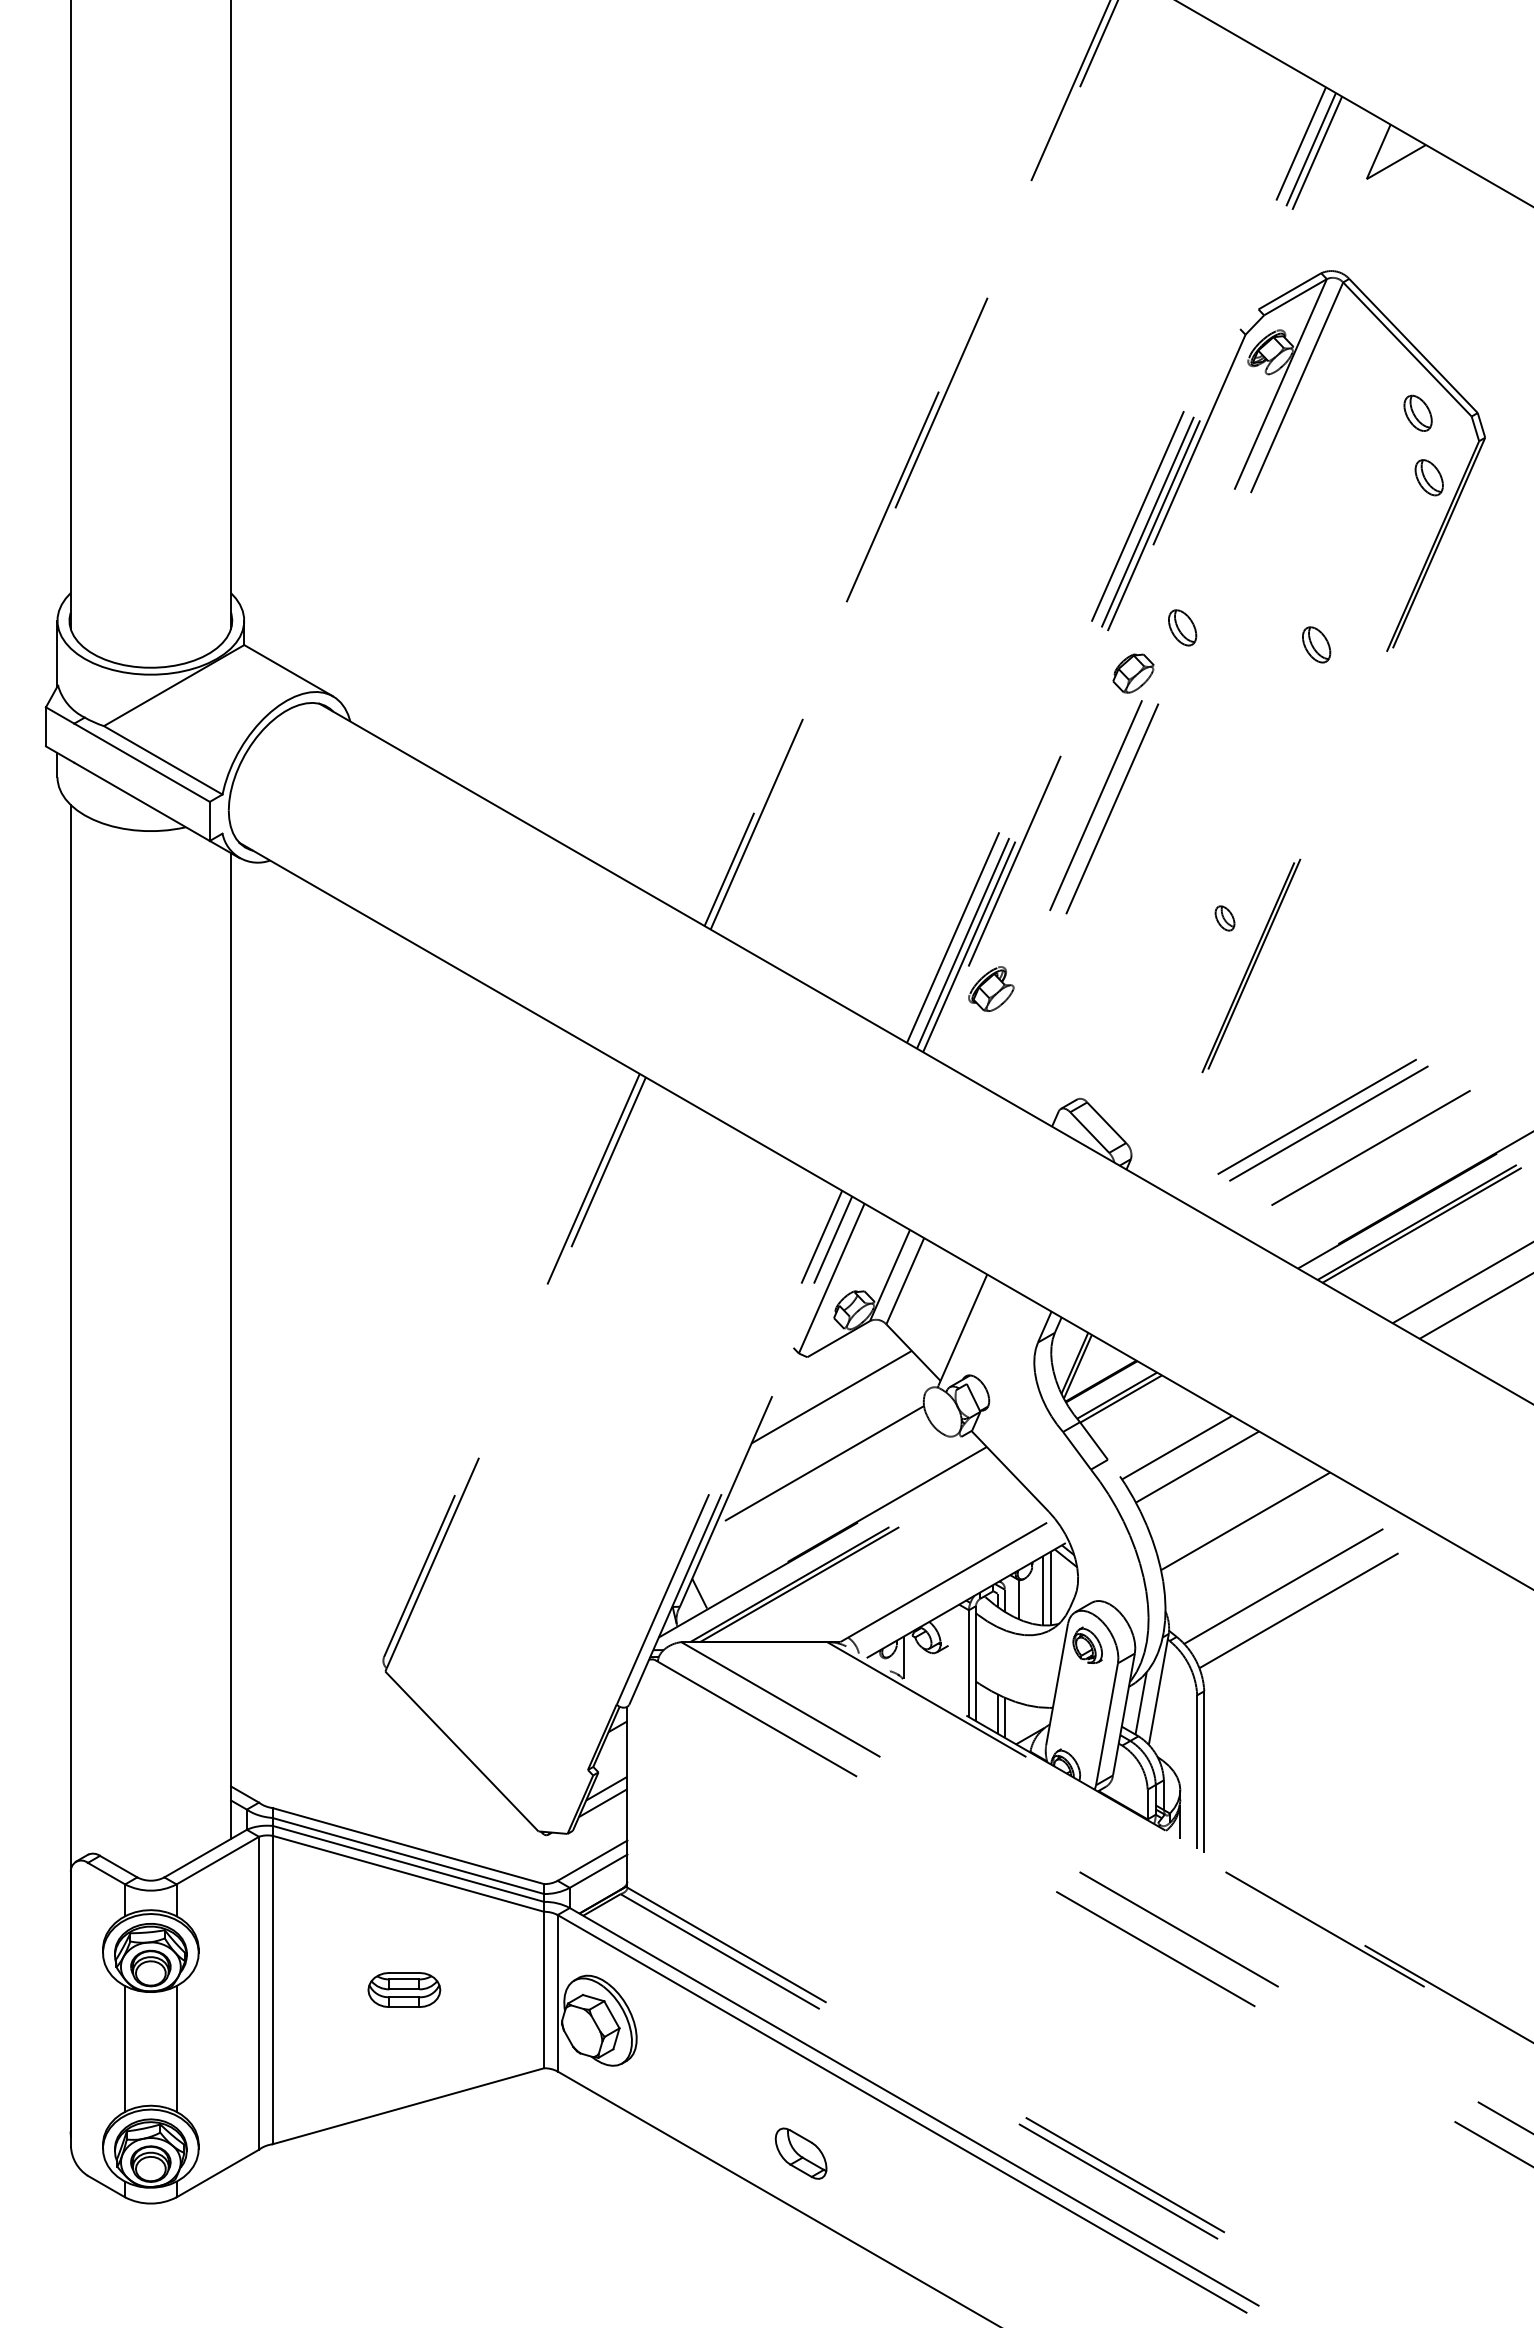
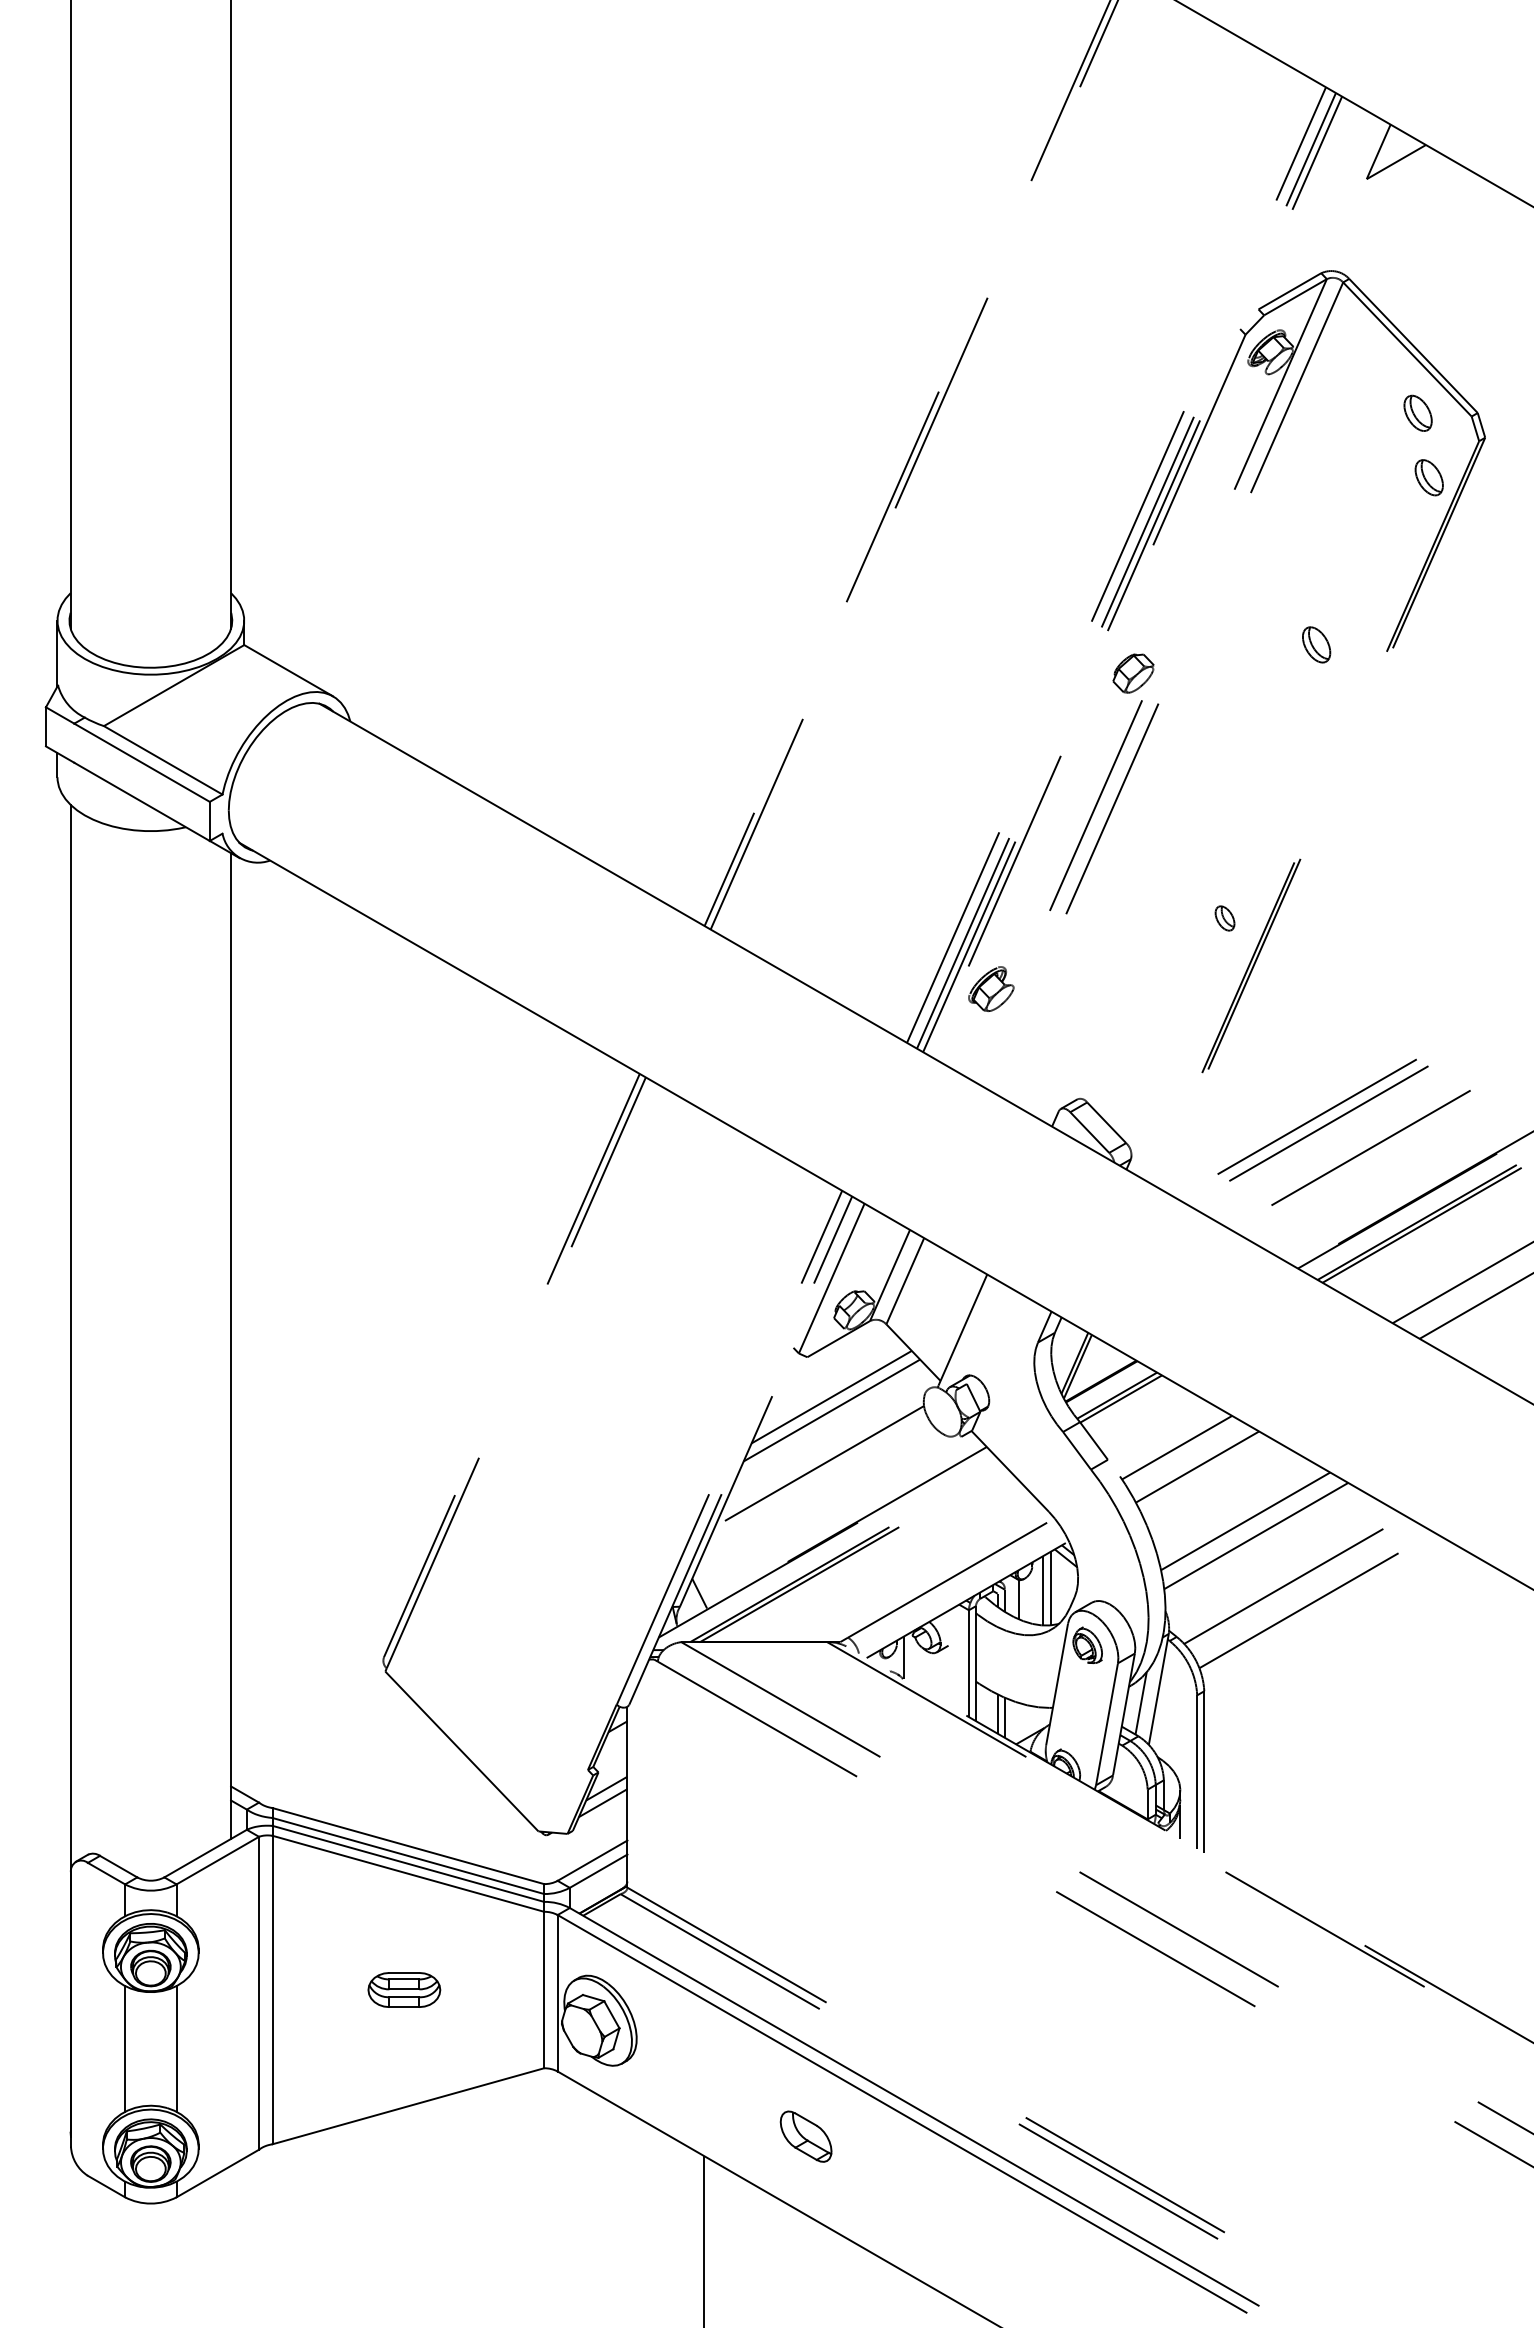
part: present -> none (1182, 627)
line: none -> present (831, 1410)
line: none -> present (1256, 1535)
part position: (800, 2153) -> (805, 2136) (805, 2136)
line: none -> present (704, 2240)
